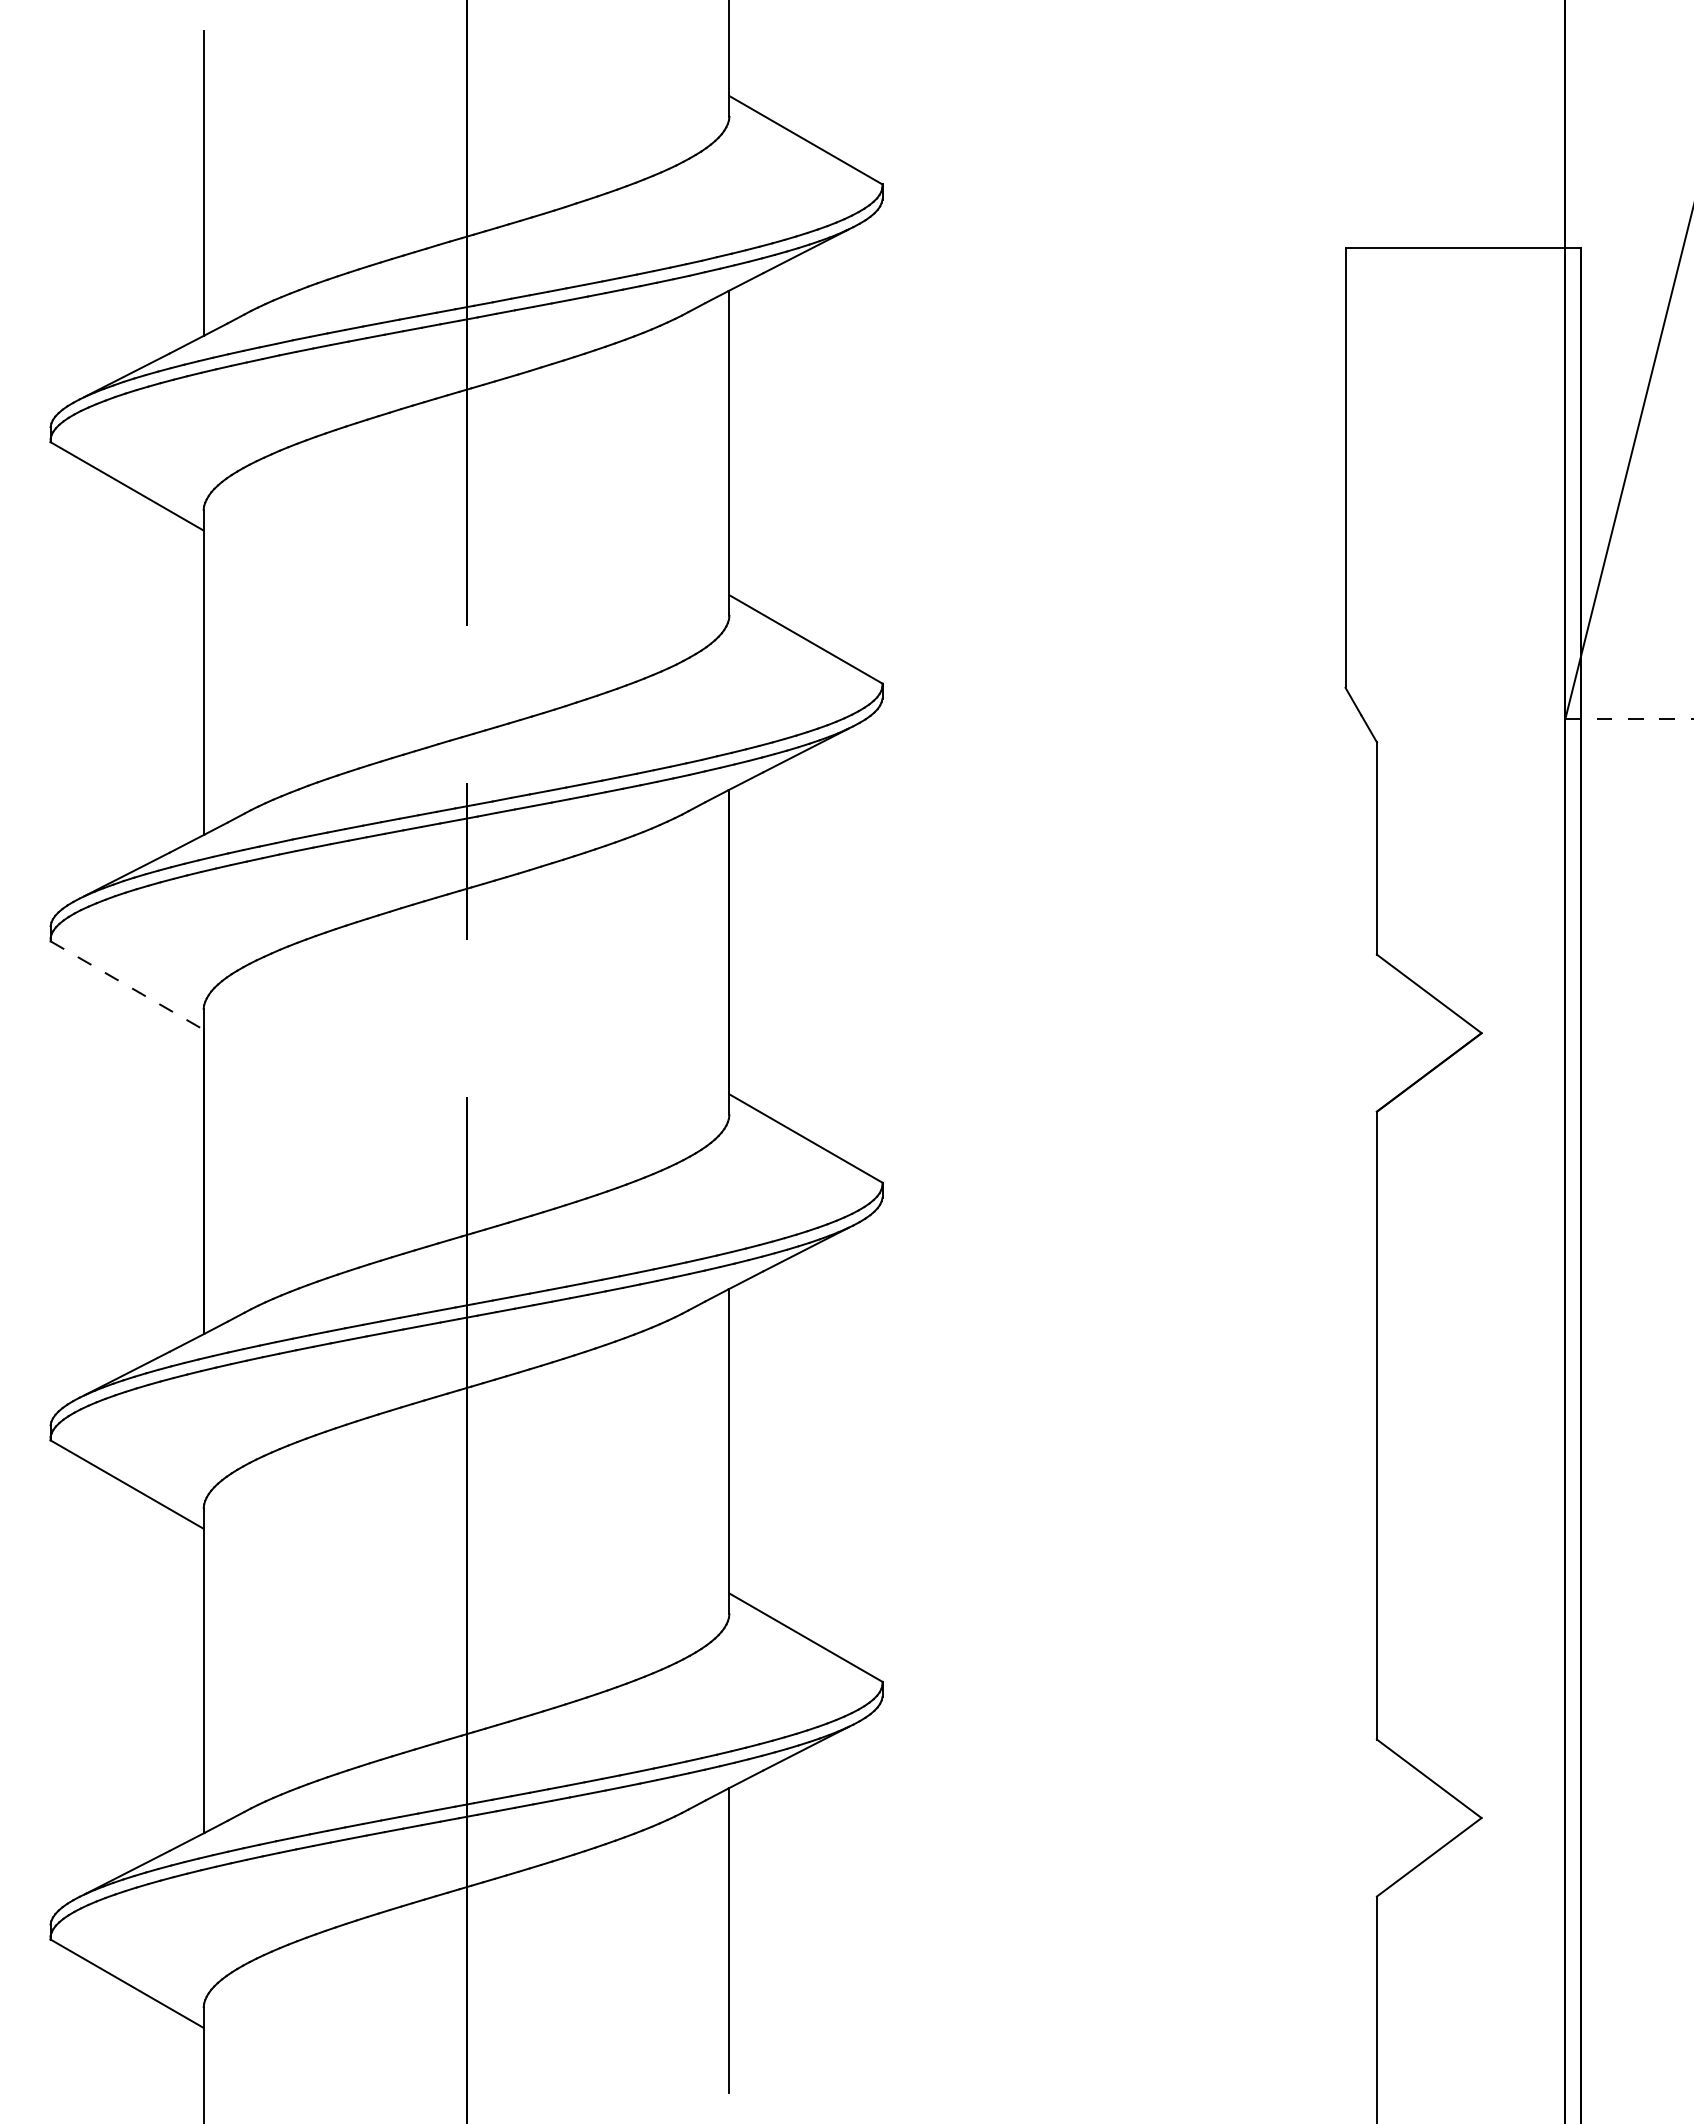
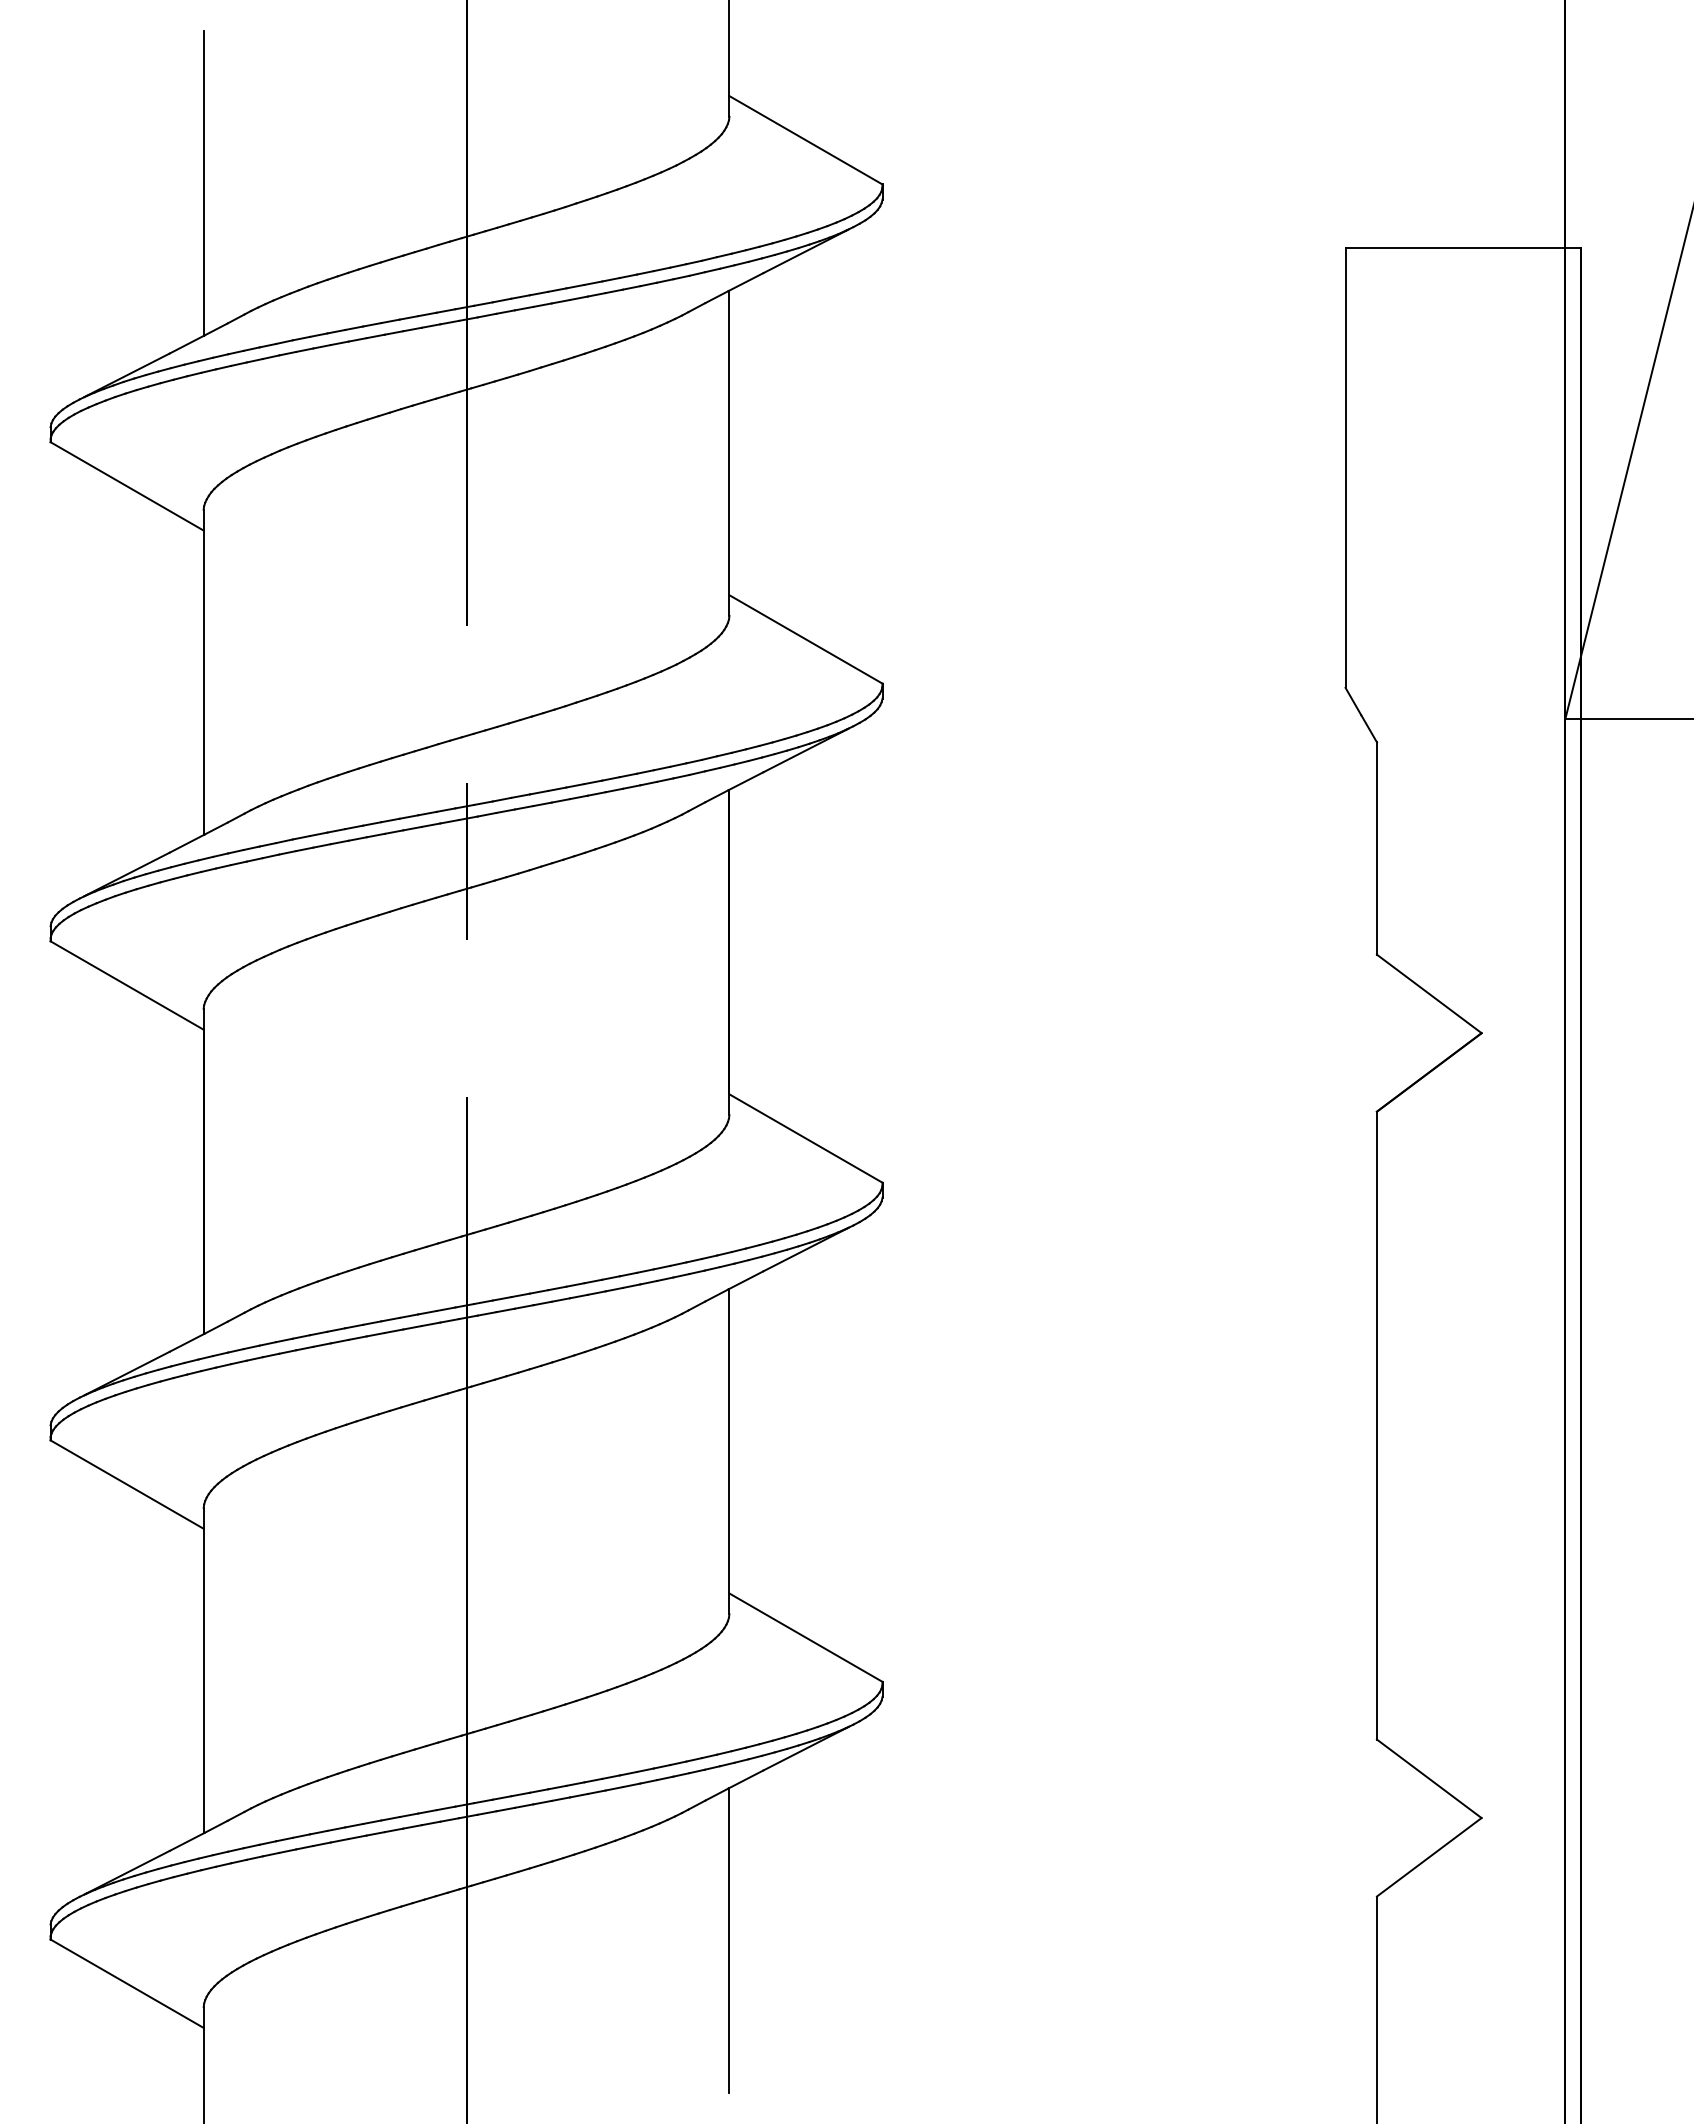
line: dashed -> solid (1629, 719)
line: dashed -> solid (127, 985)
